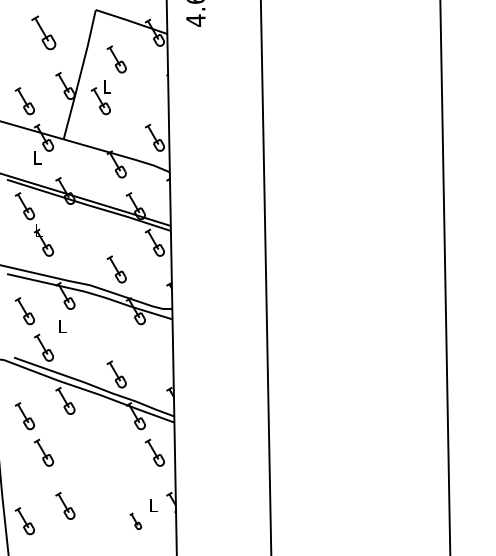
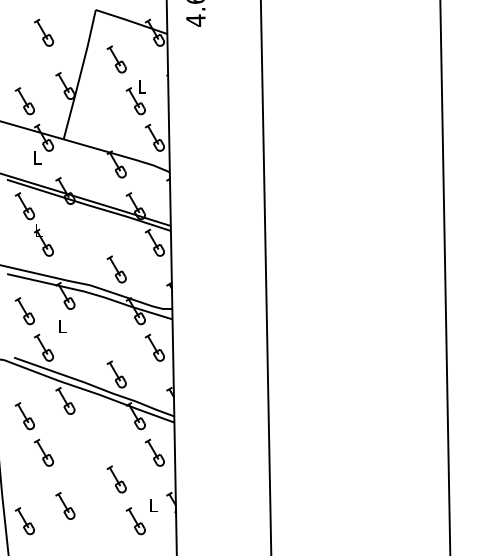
part size: 26x36 px -> 21x29 px (44, 32)
part position: (100, 97) -> (135, 97) (135, 97)
part: none -> present (154, 347)
part: none -> present (116, 479)
part size: 14x18 px -> 21x29 px (135, 521)
